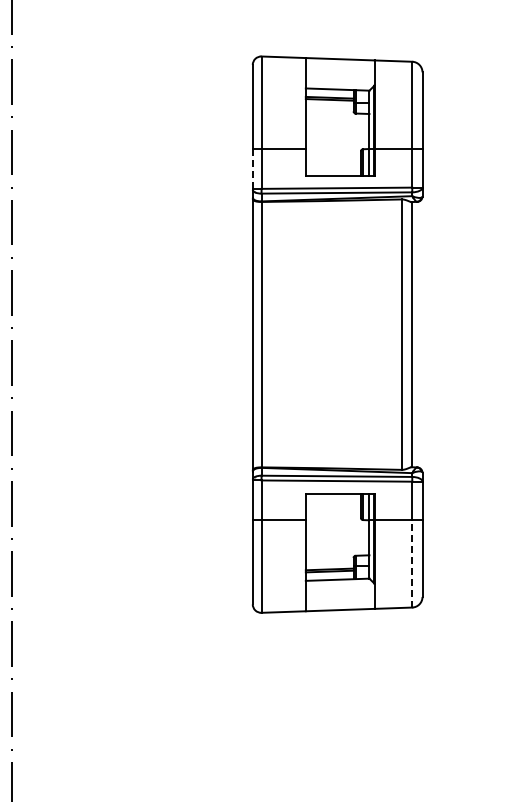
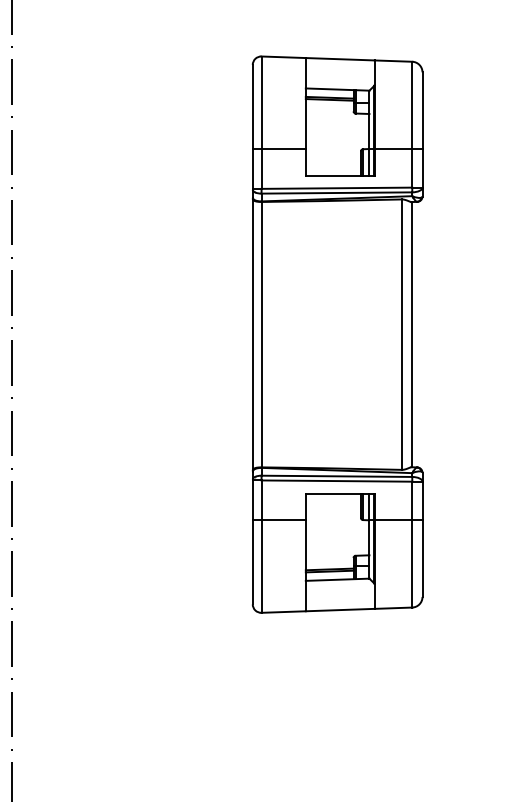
line: dashed -> solid (252, 168)
line: dashed -> solid (412, 563)
